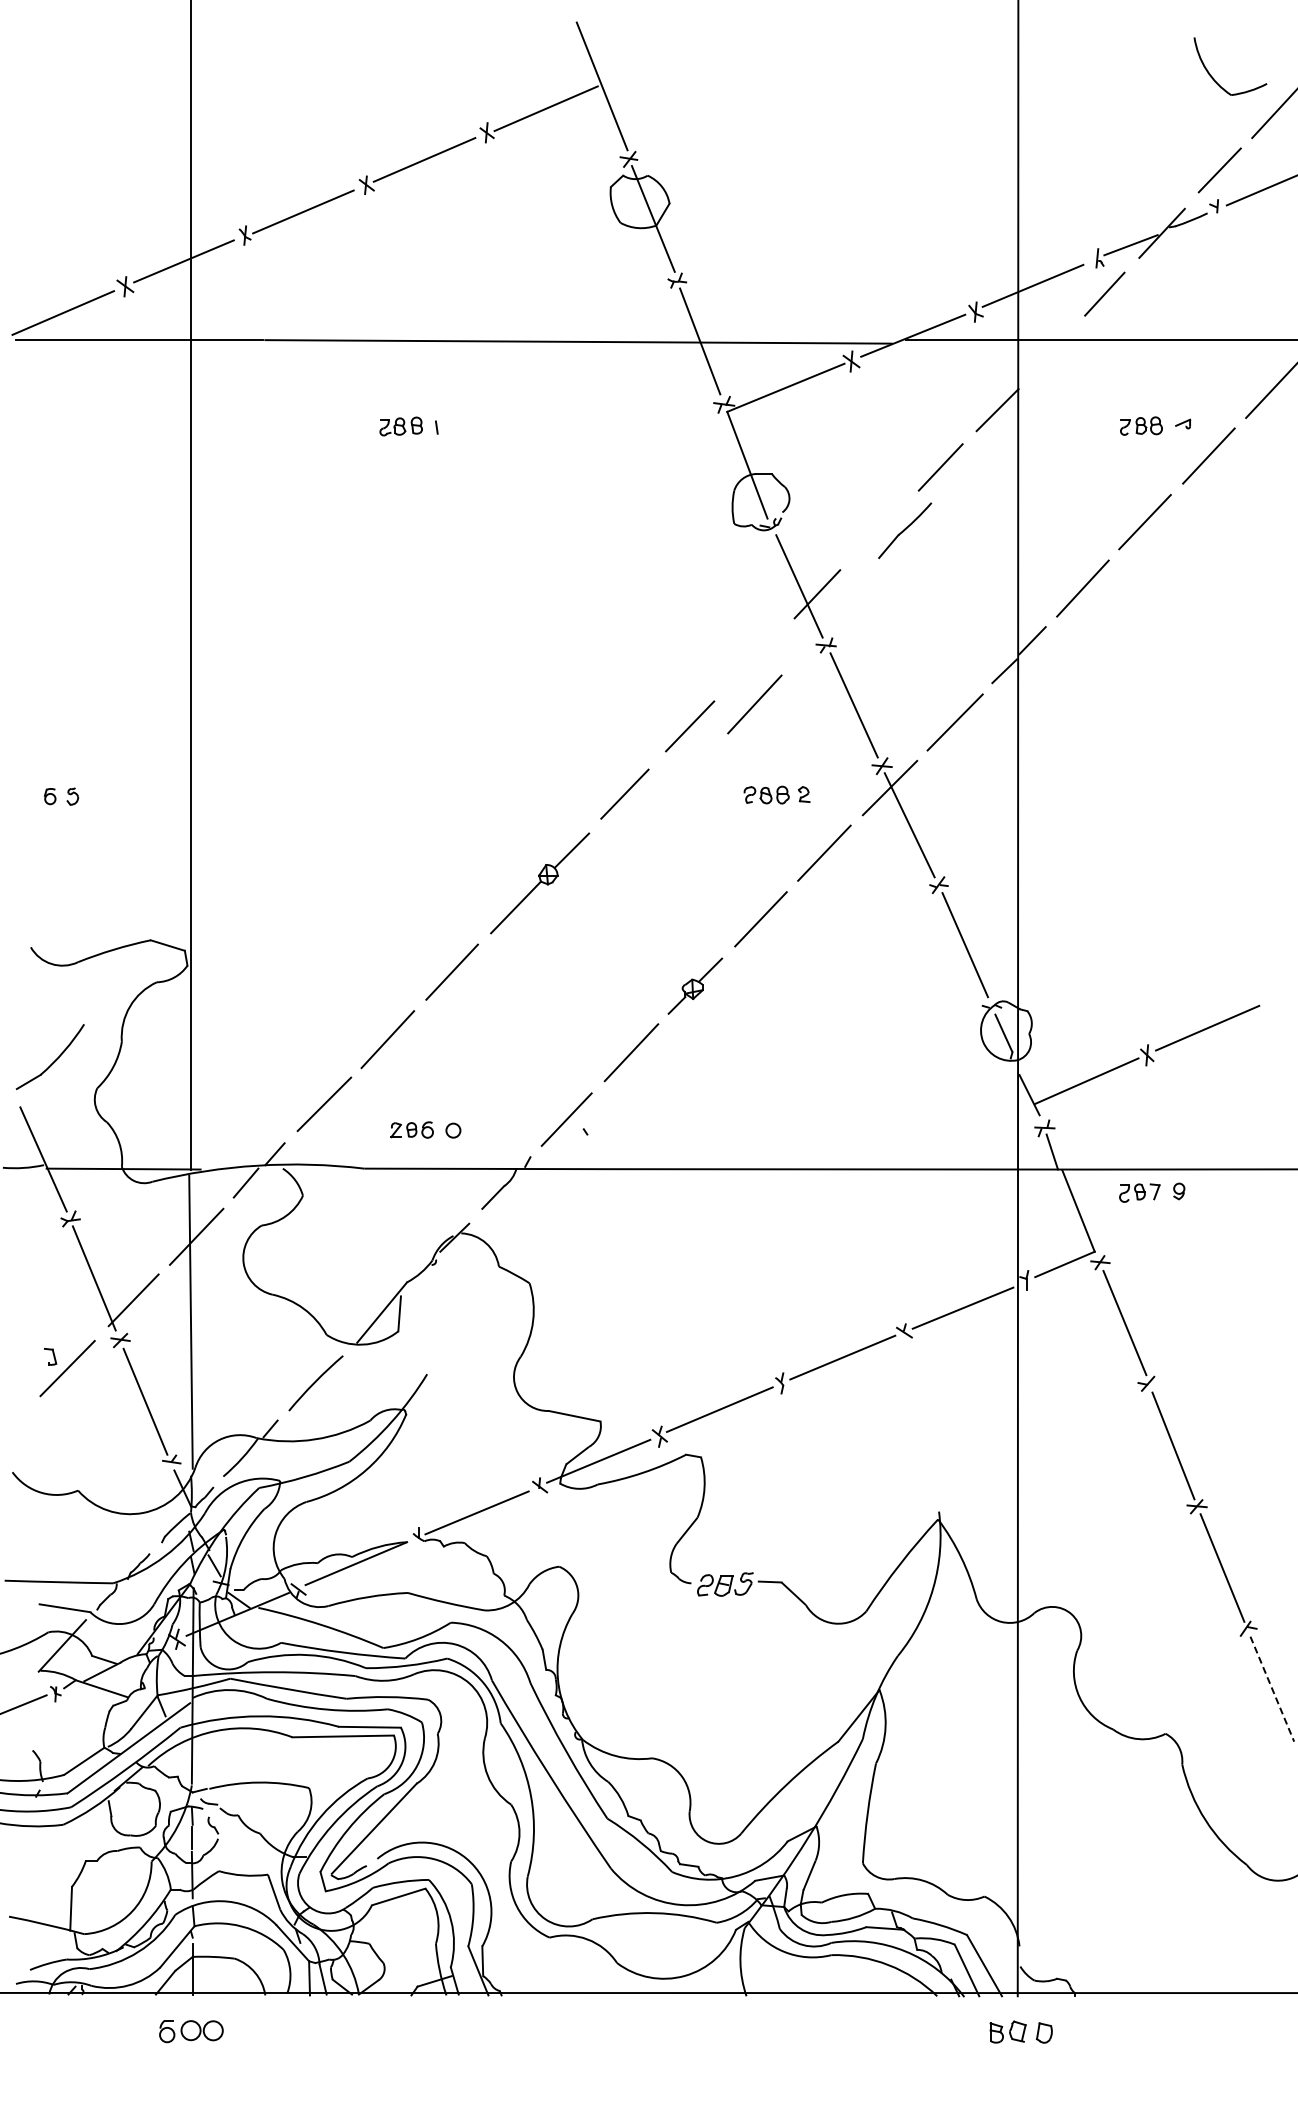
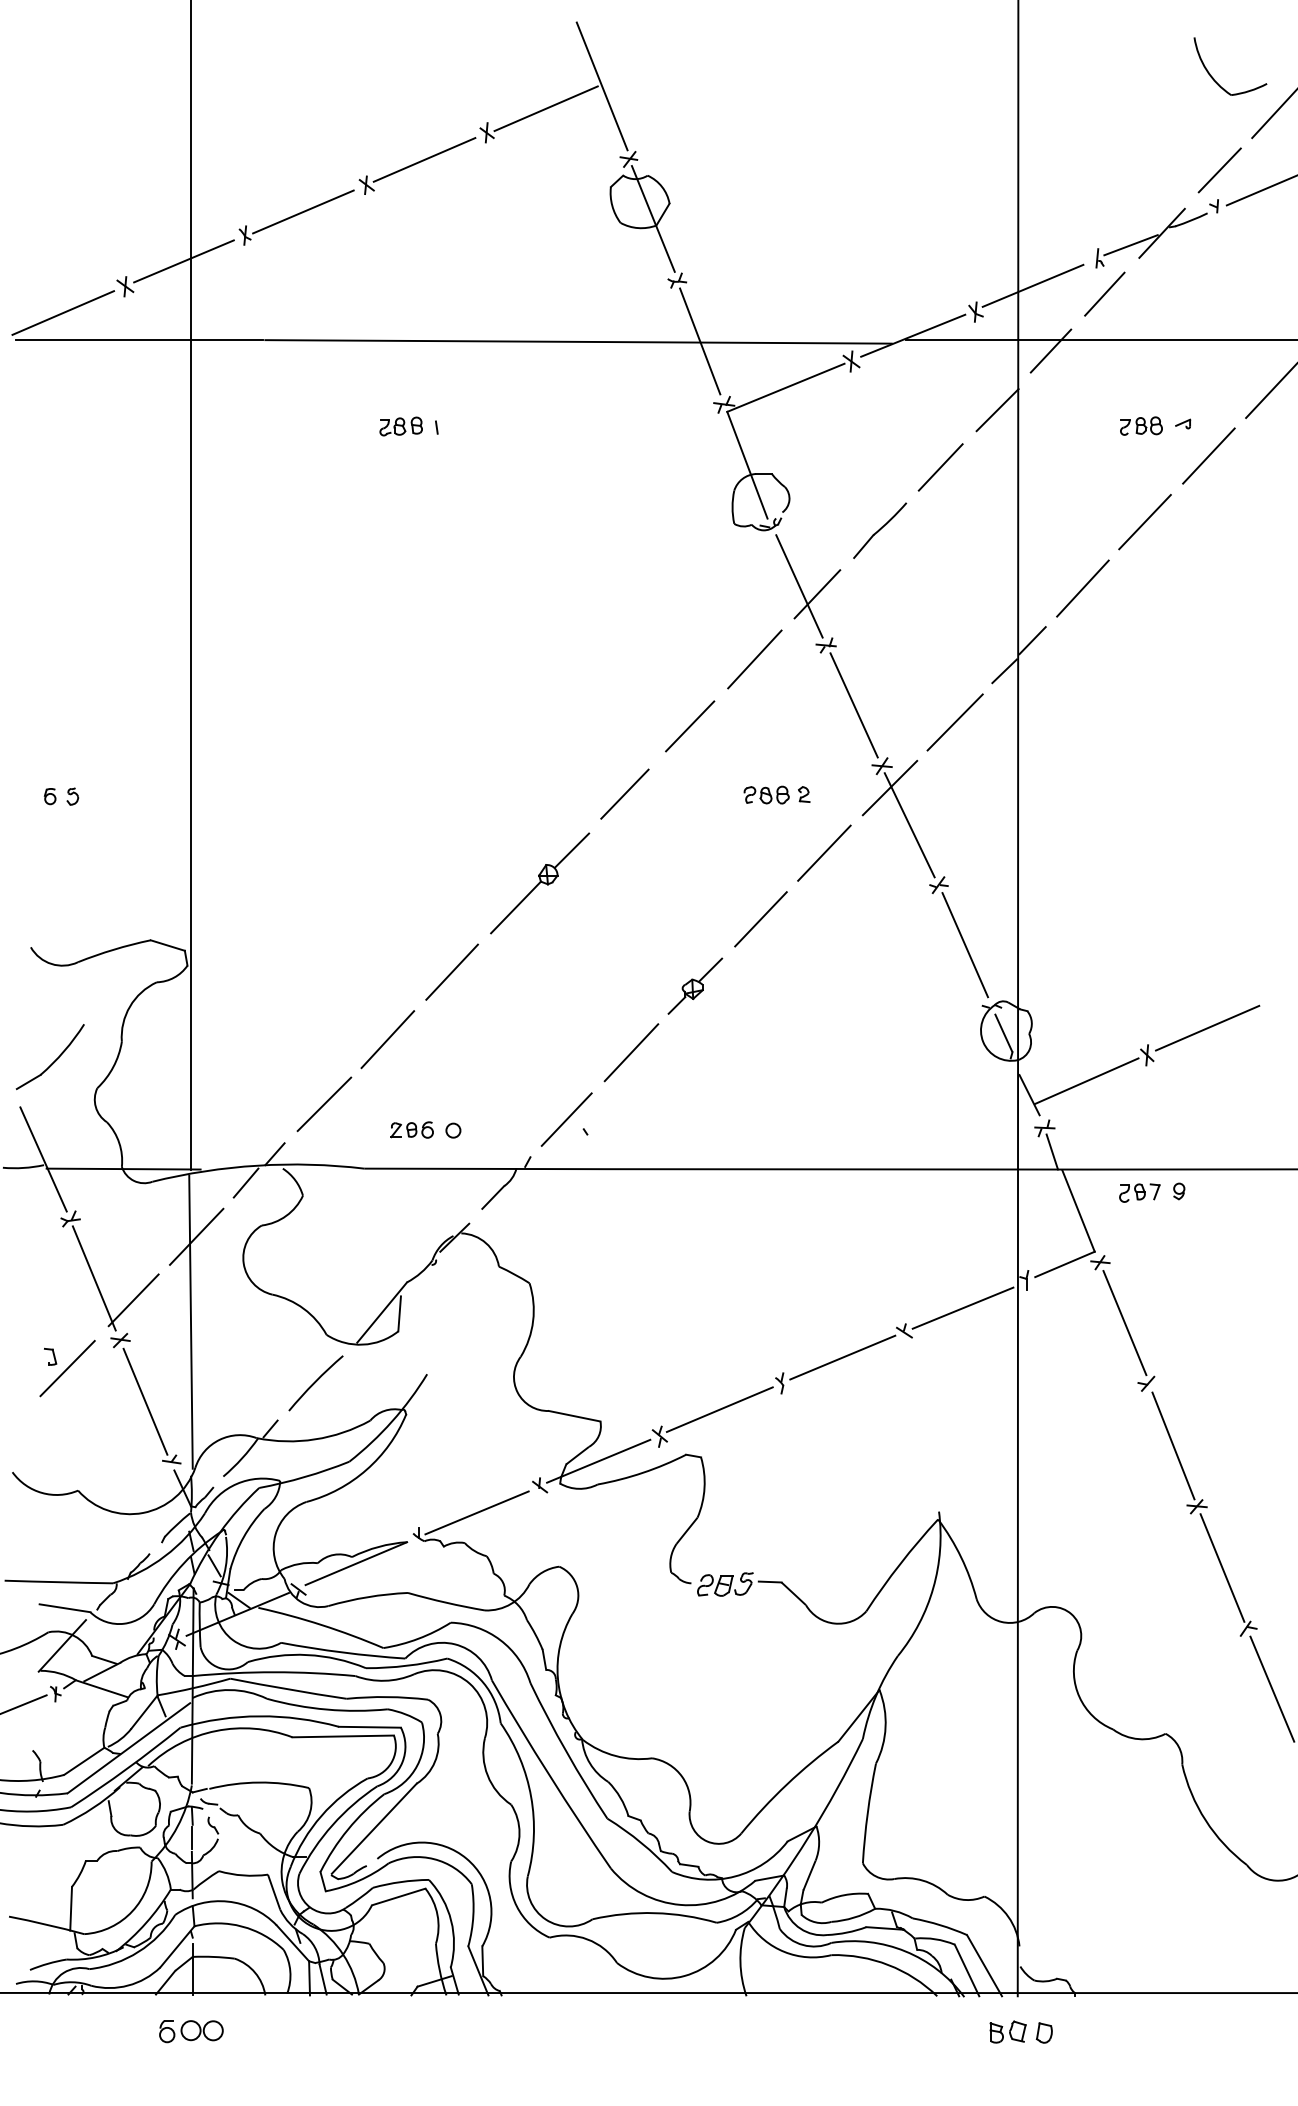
line: none -> present (1050, 350)
part position: (905, 530) -> (880, 530) (880, 530)
line position: (754, 704) -> (754, 659) (754, 659)
line: dashed -> solid (1272, 1689)
